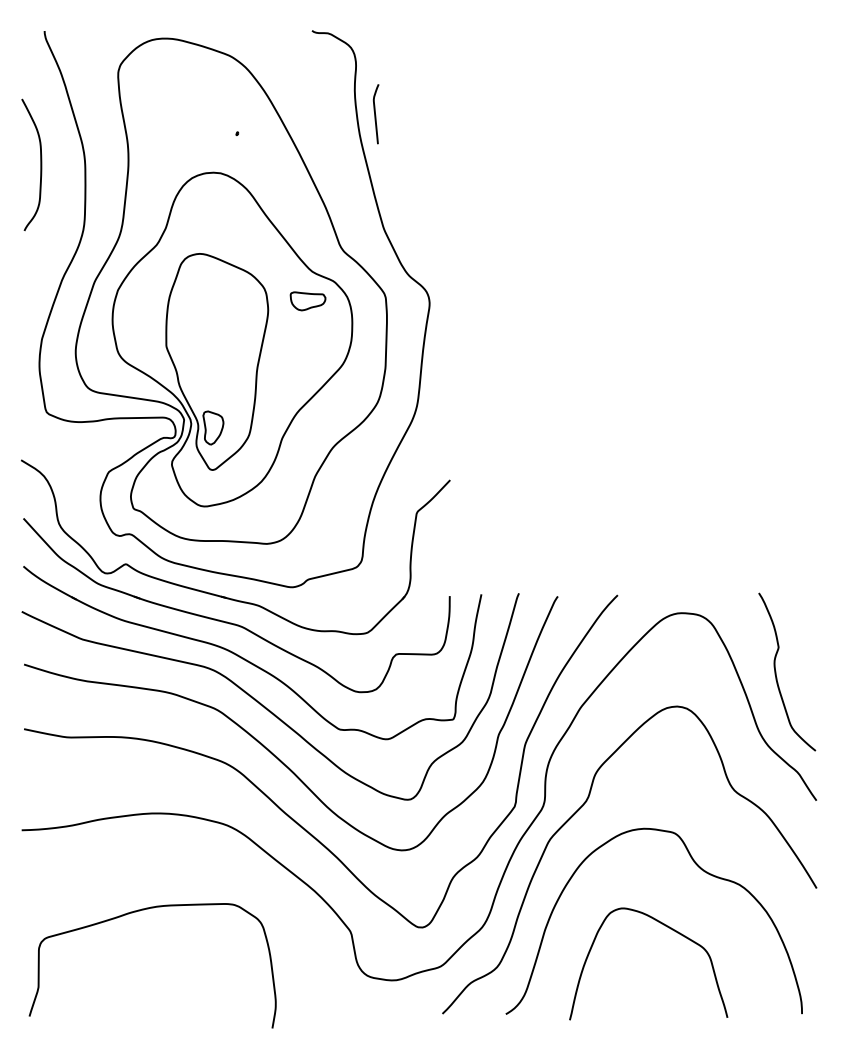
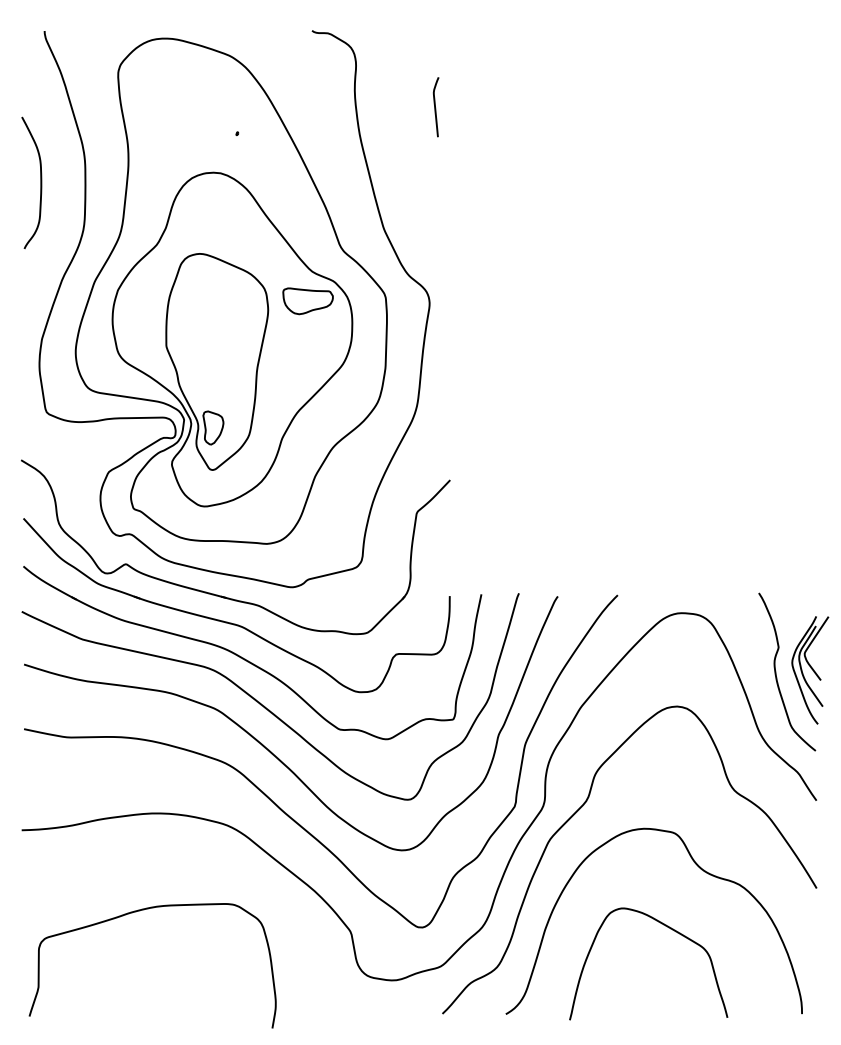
curve position: (375, 114) -> (435, 107) (435, 107)
curve position: (40, 164) -> (40, 182) (40, 182)
part size: 38x21 px -> 52x29 px (307, 301)
part: none -> present (810, 670)
